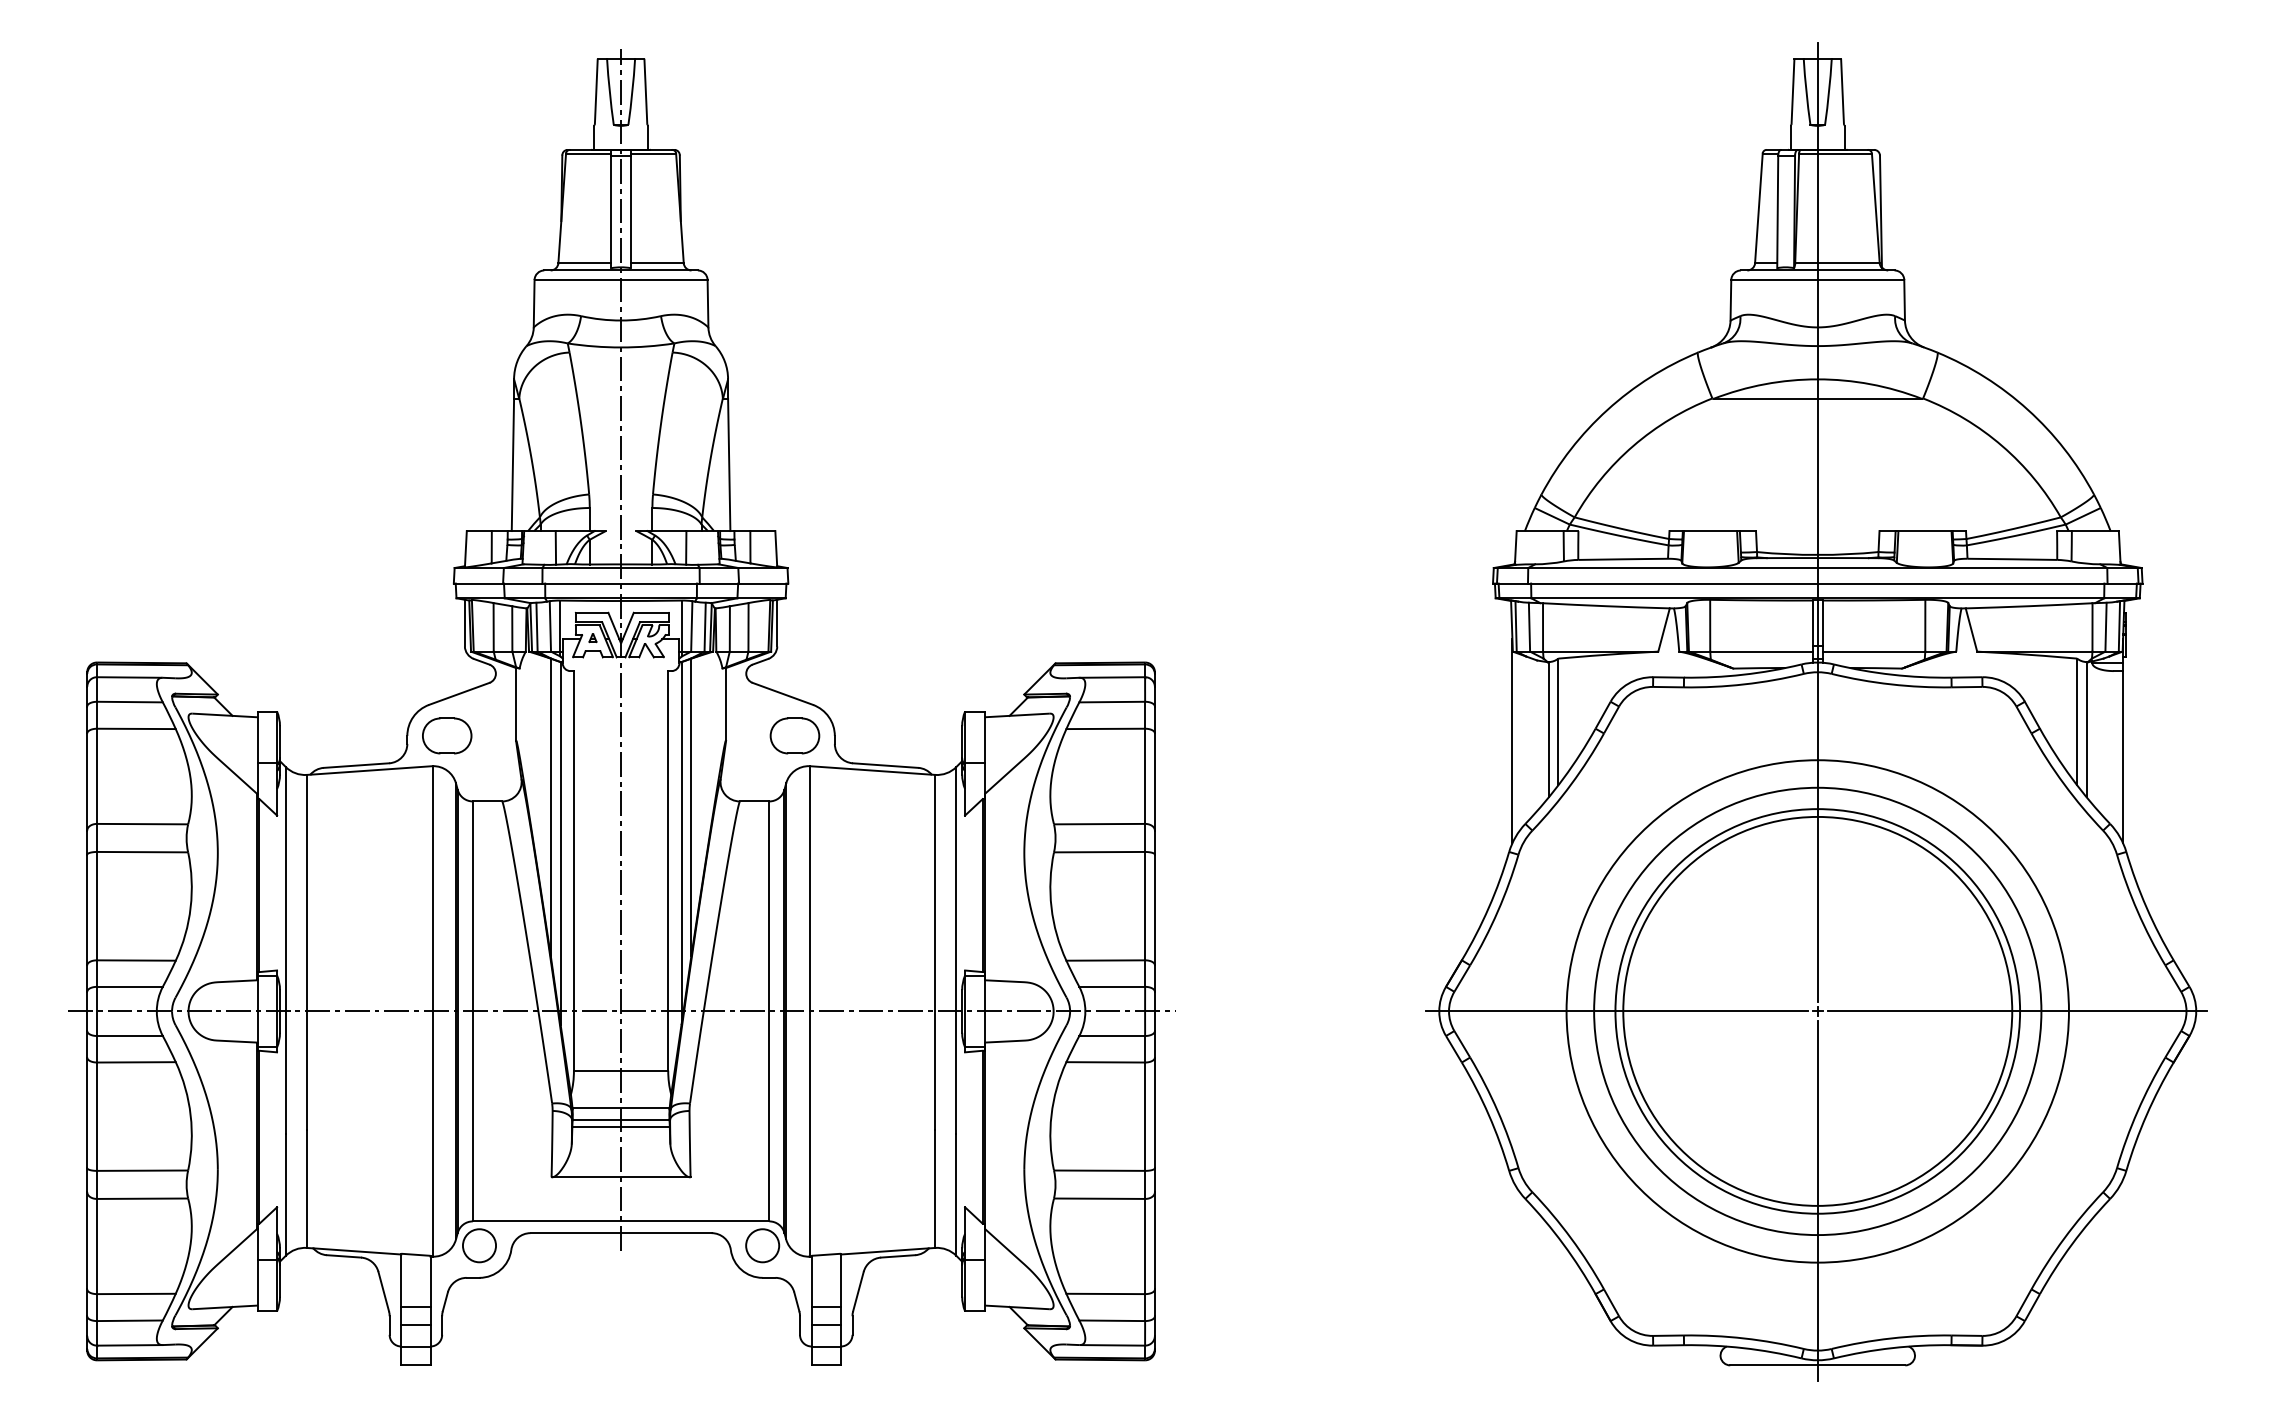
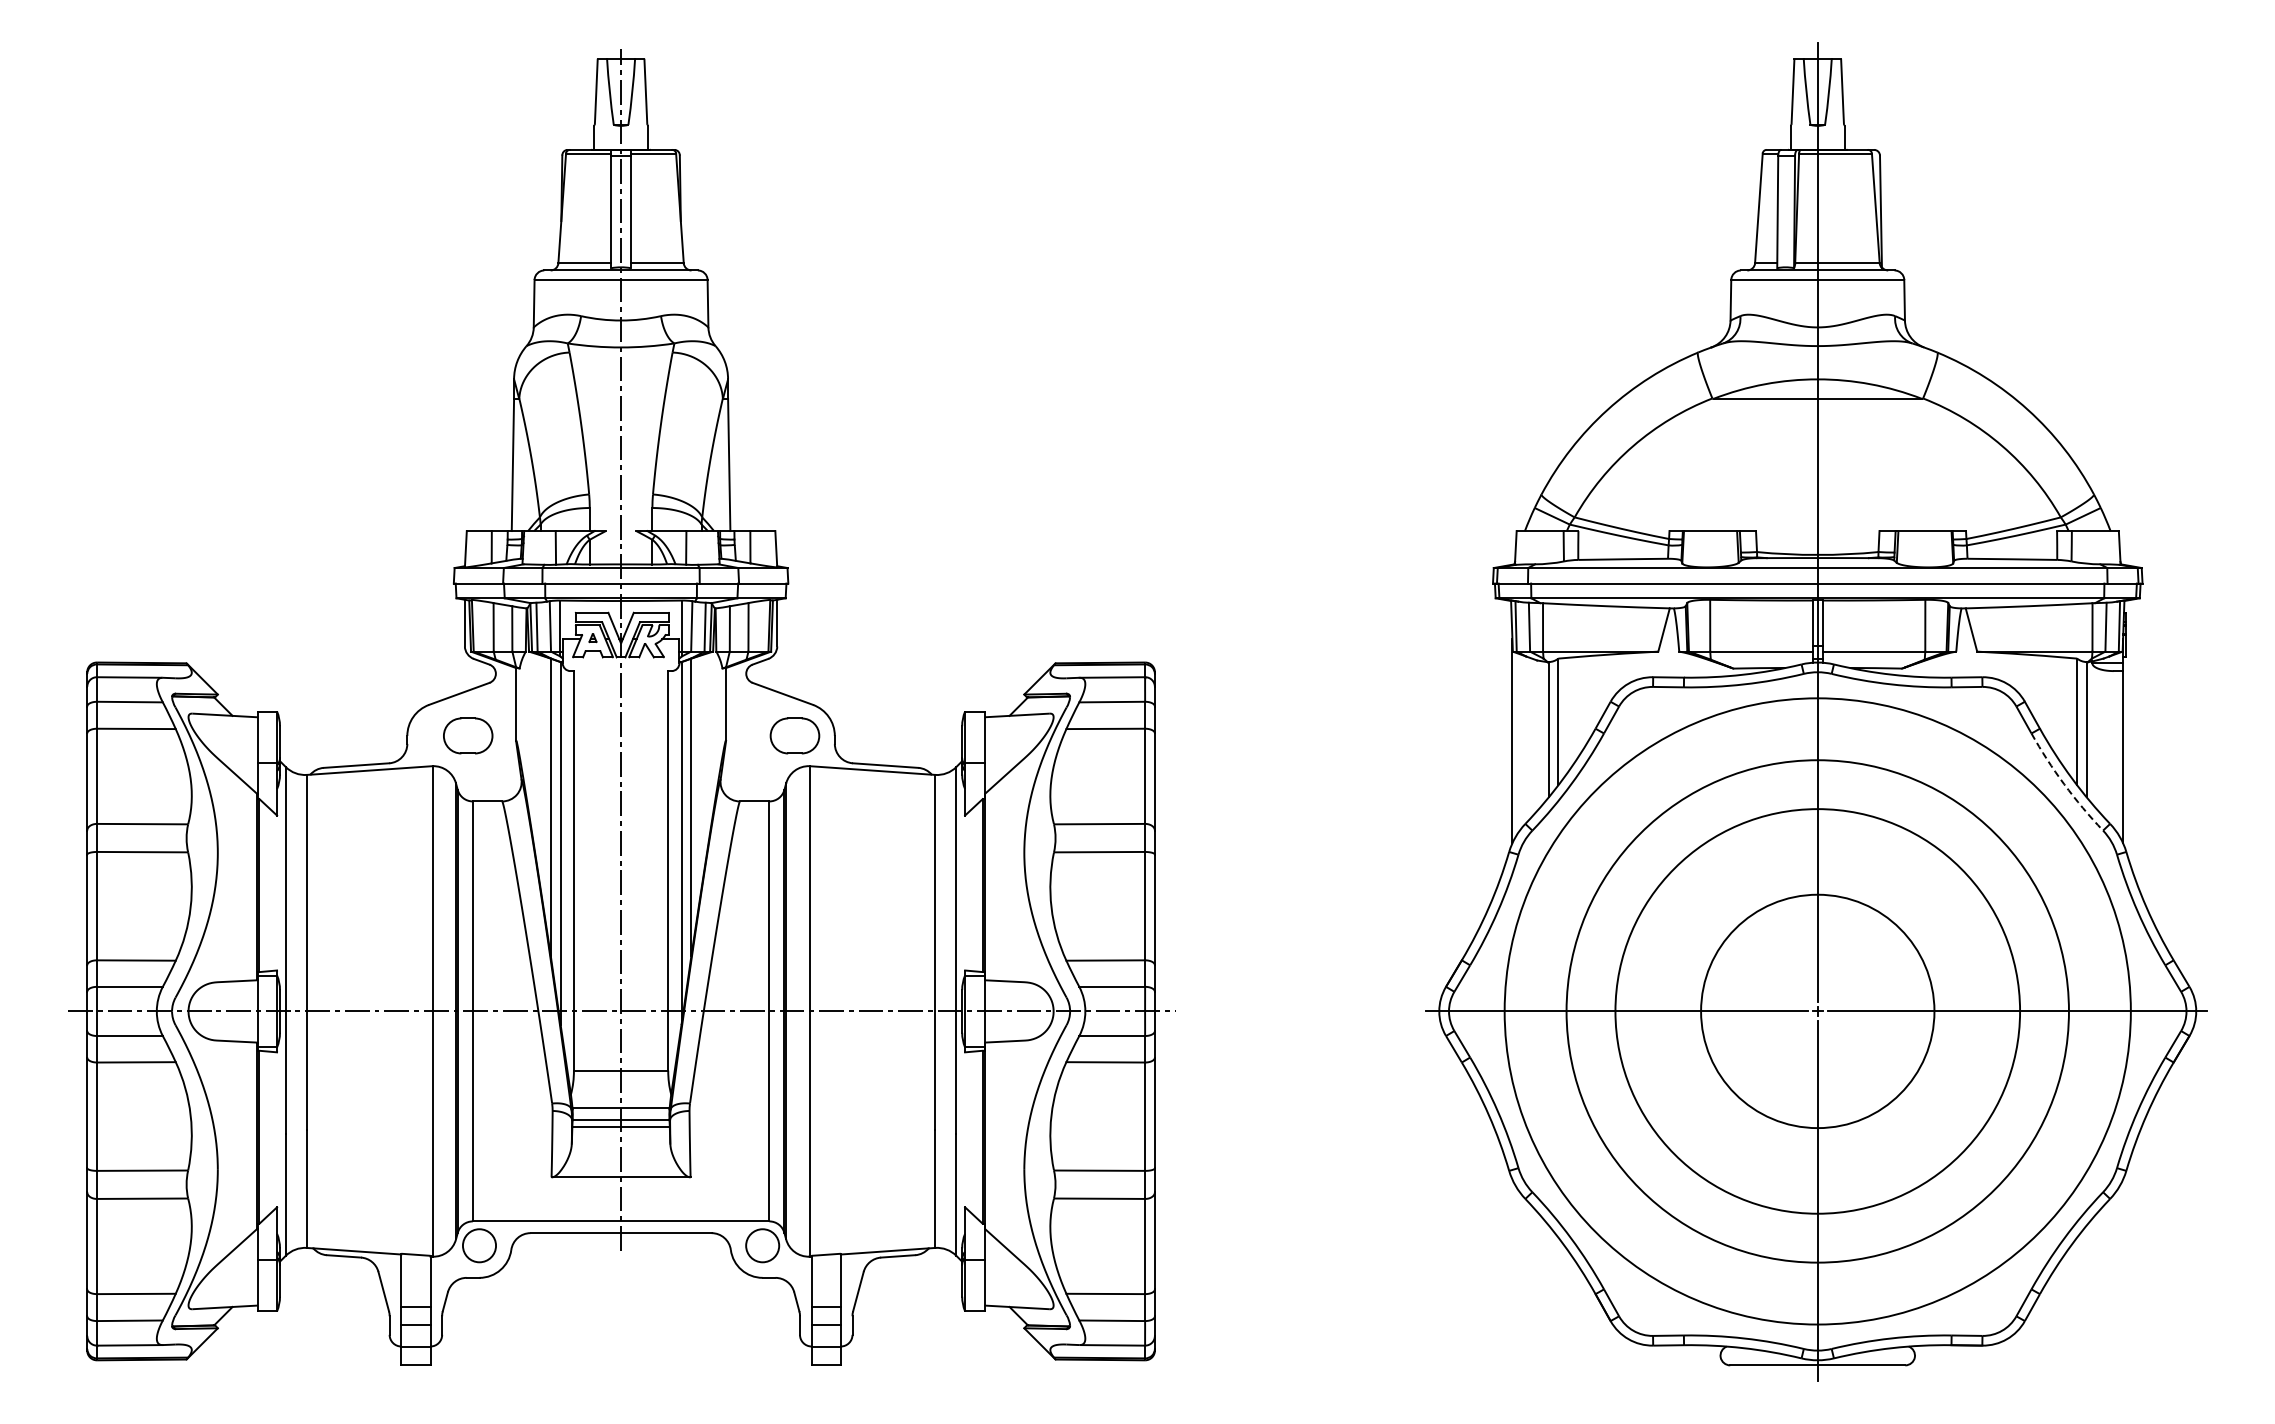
part position: (447, 735) -> (468, 735) (468, 735)
arc: solid -> dashed (2064, 784)
circle diameter: 389 px -> 233 px (1817, 1011)
circle diameter: 447 px -> 626 px (1817, 1011)
